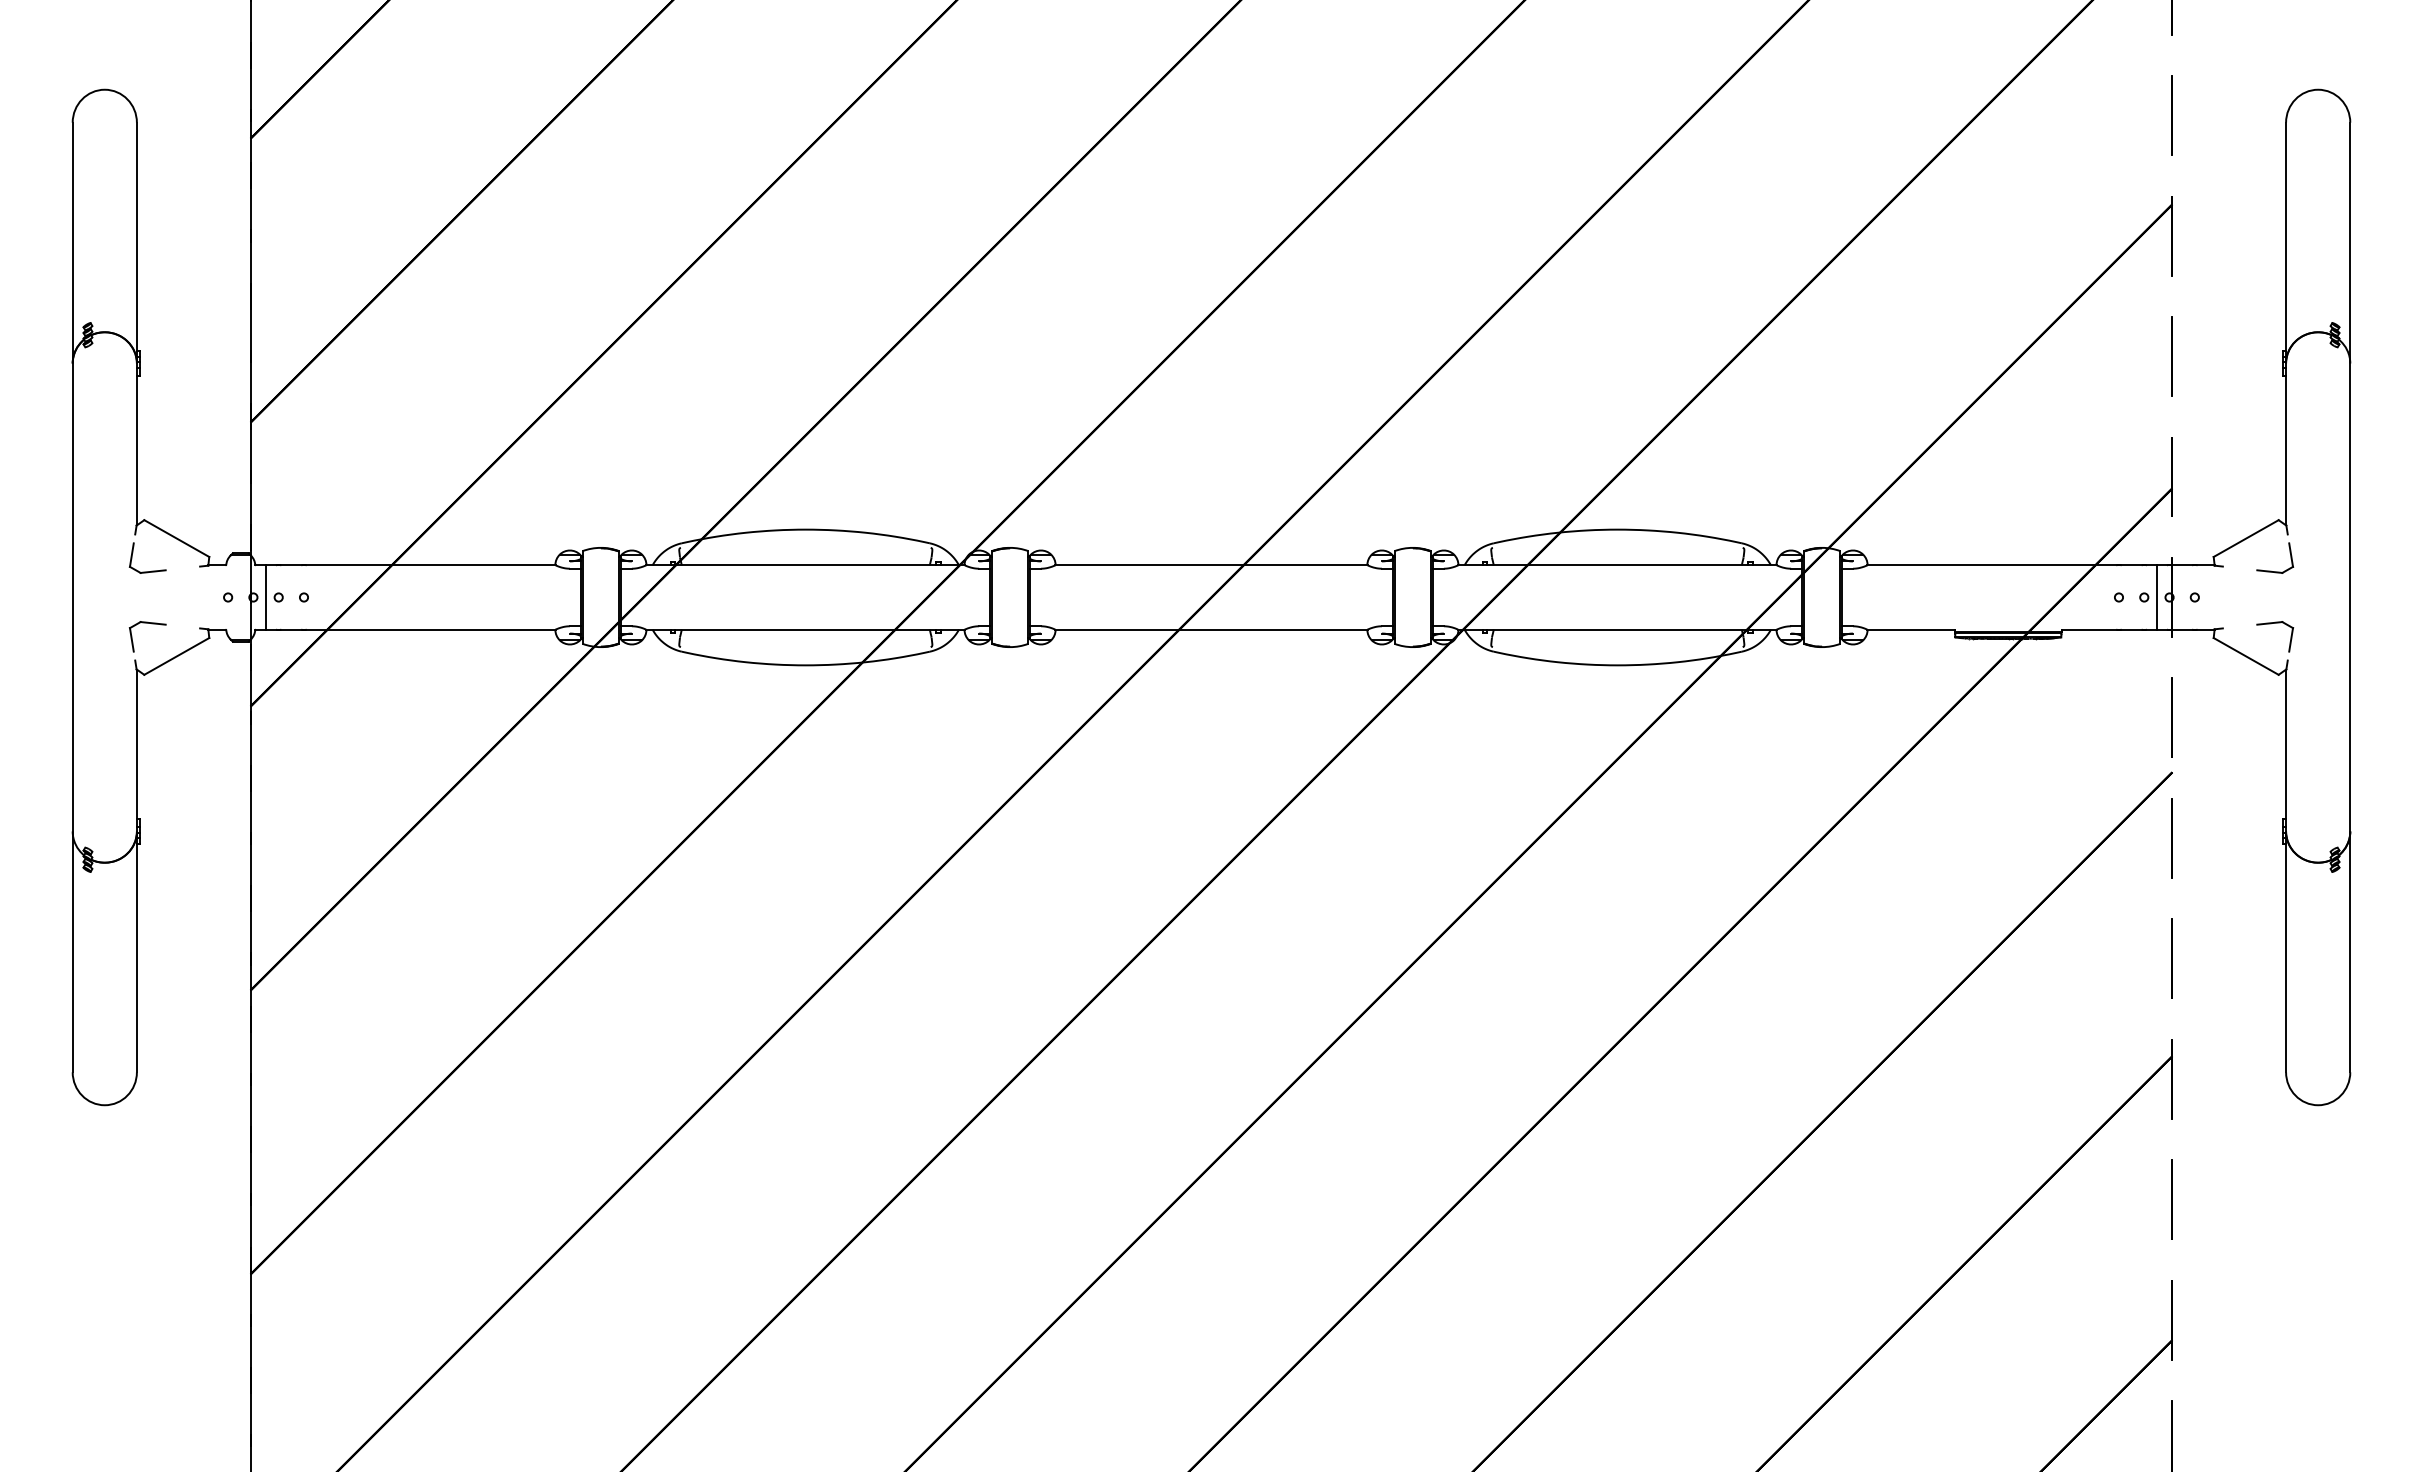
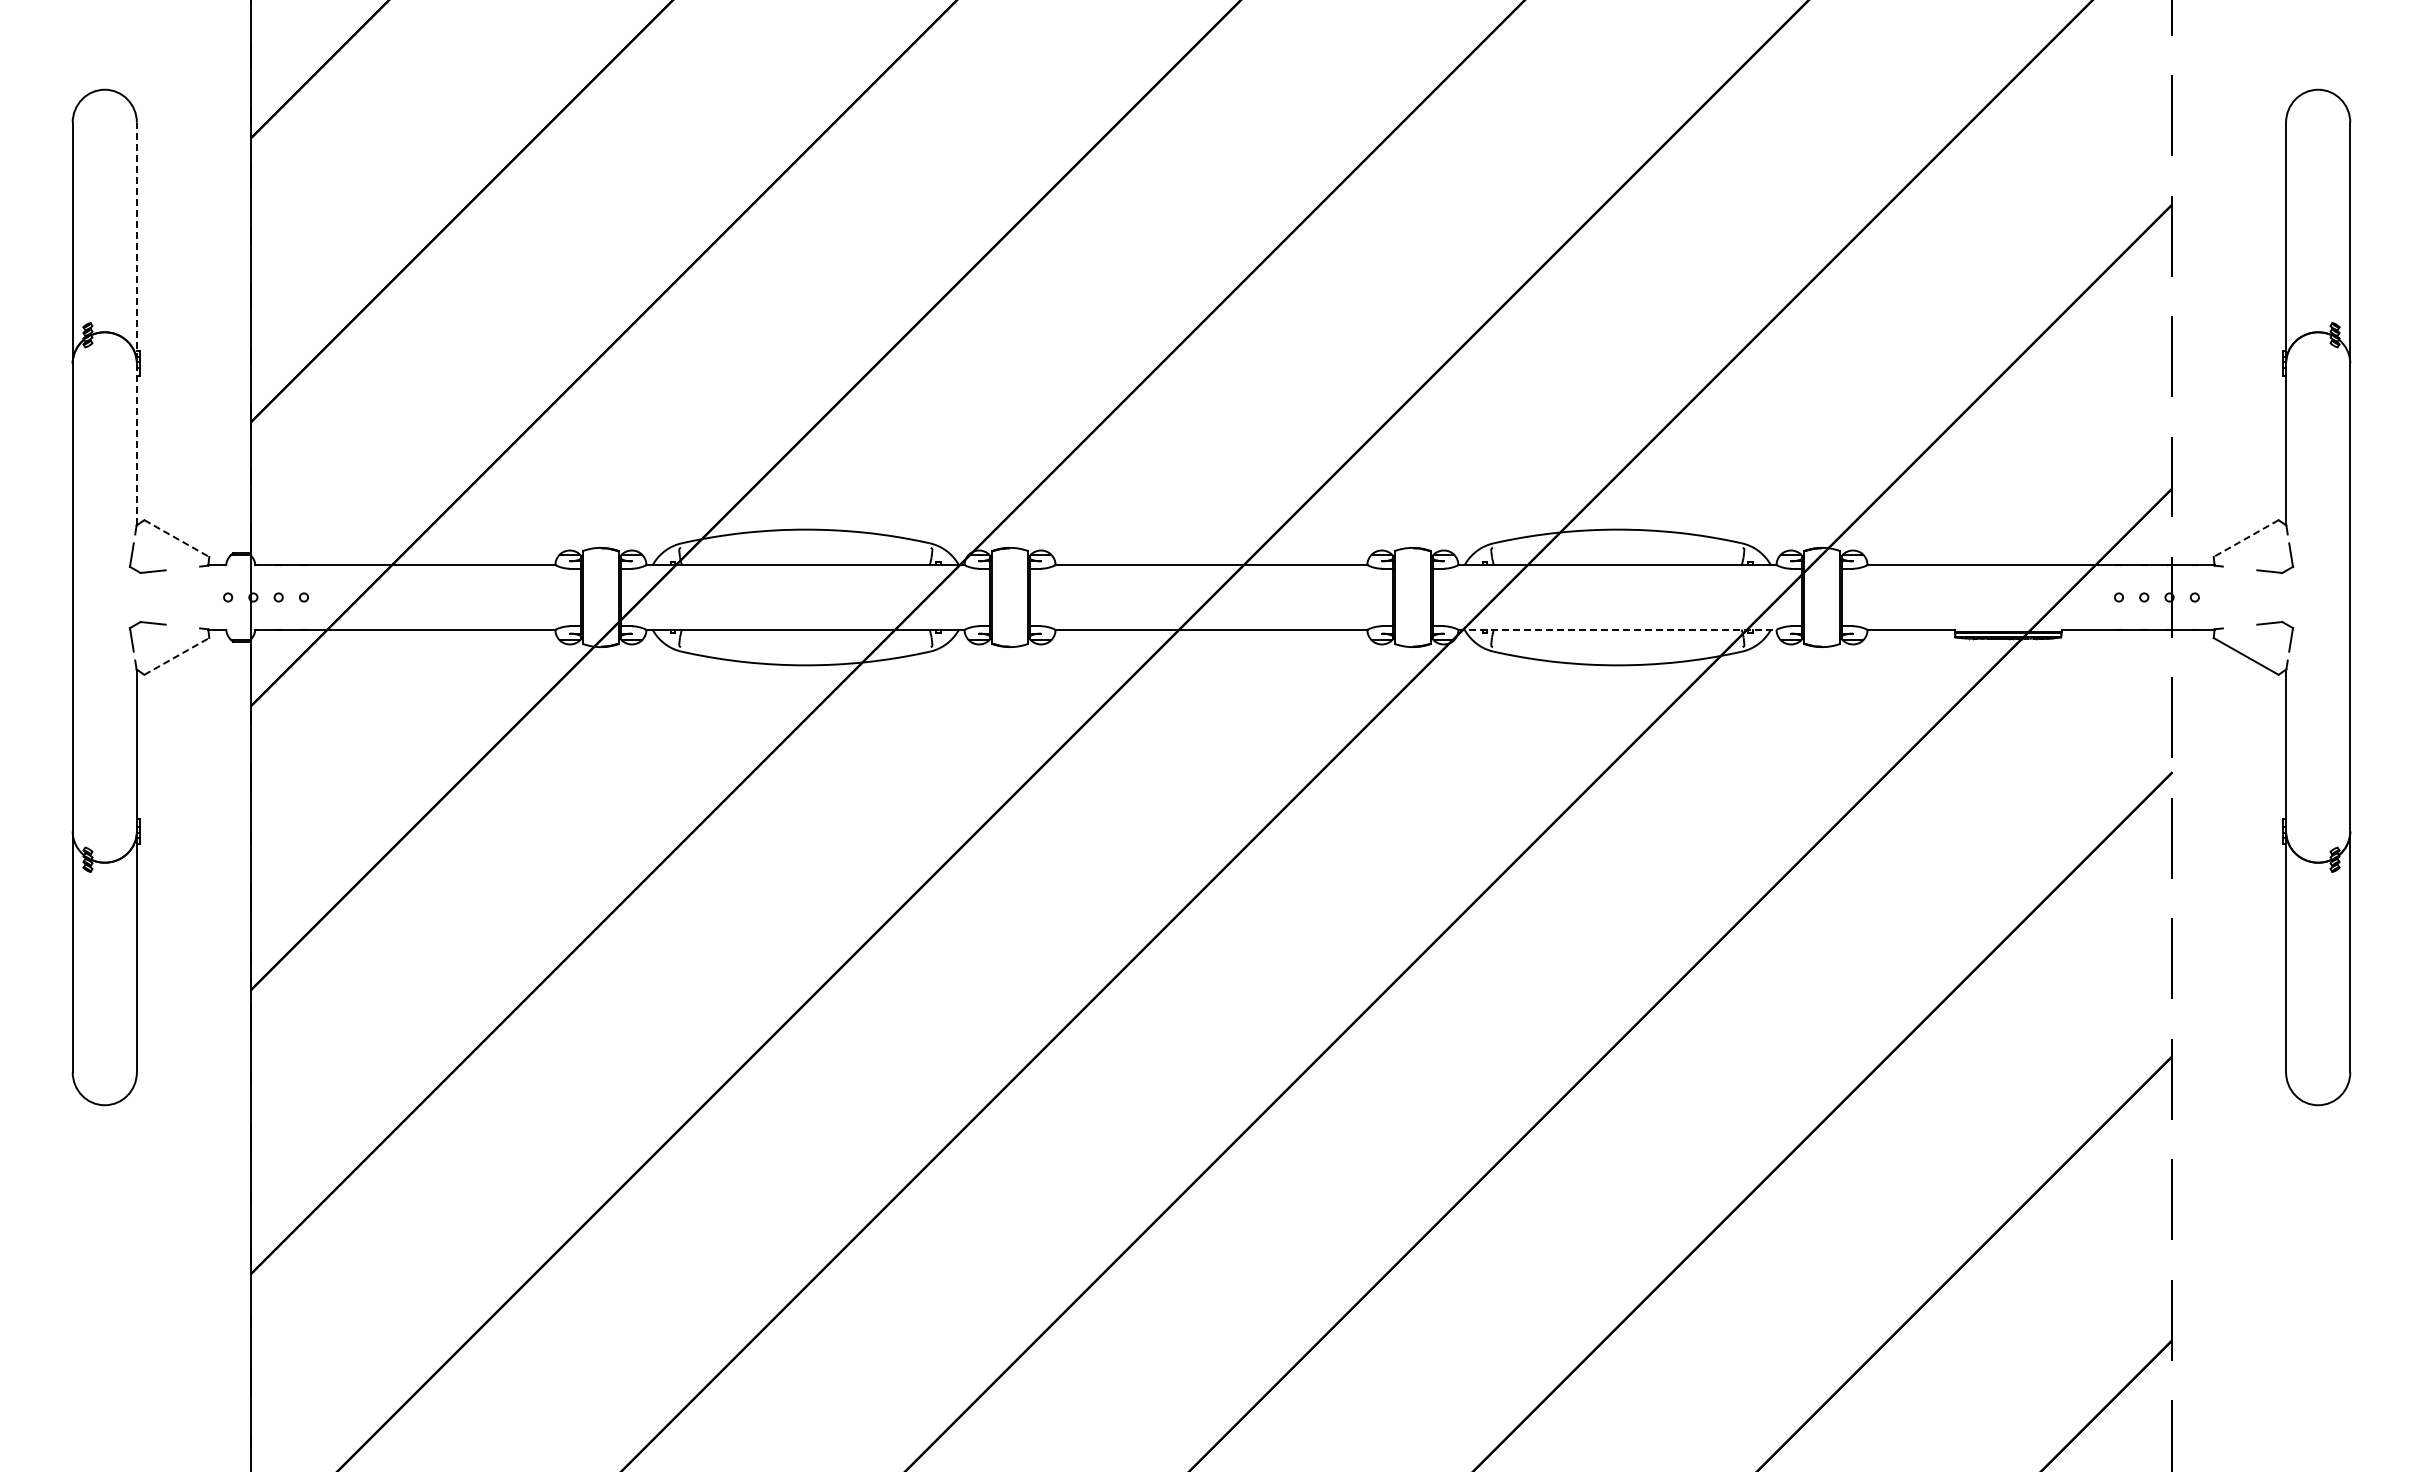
line: solid -> dashed (136, 323)
line: solid -> dashed (177, 538)
line: solid -> dashed (2245, 538)
line: present -> none (266, 597)
line: present -> none (2156, 597)
line: solid -> dashed (1617, 629)
line: solid -> dashed (177, 656)
